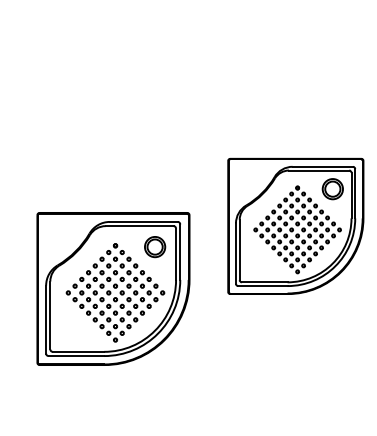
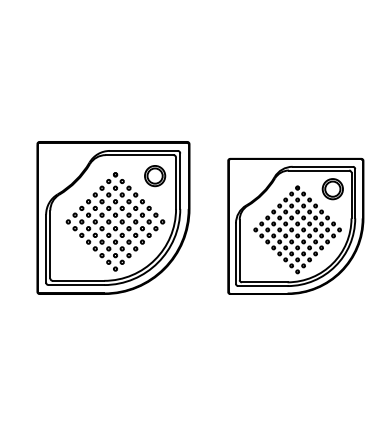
part position: (113, 288) -> (113, 217) (113, 217)
